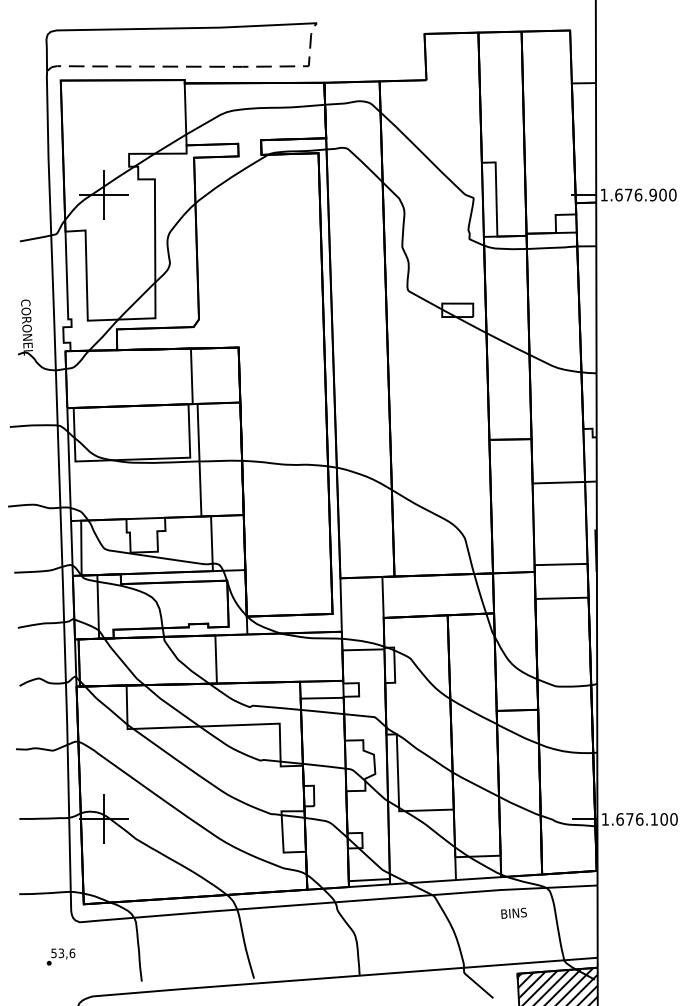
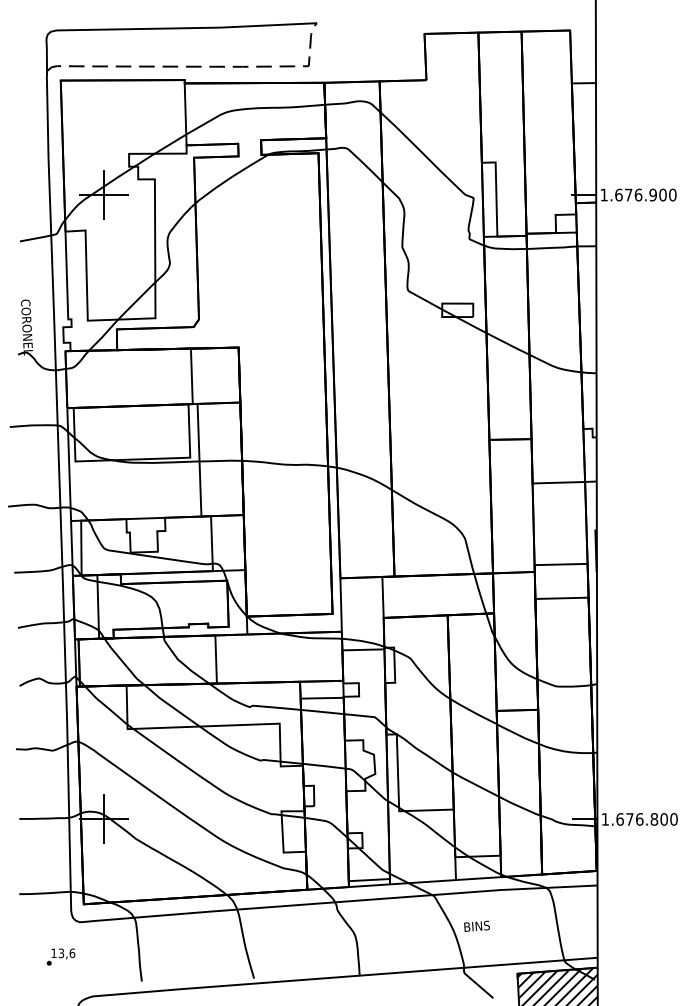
text: 1.676.100 -> 1.676.800 (654, 819)
text position: (513, 912) -> (476, 925) (476, 925)
text: 53,6 -> 13,6 (53, 953)
